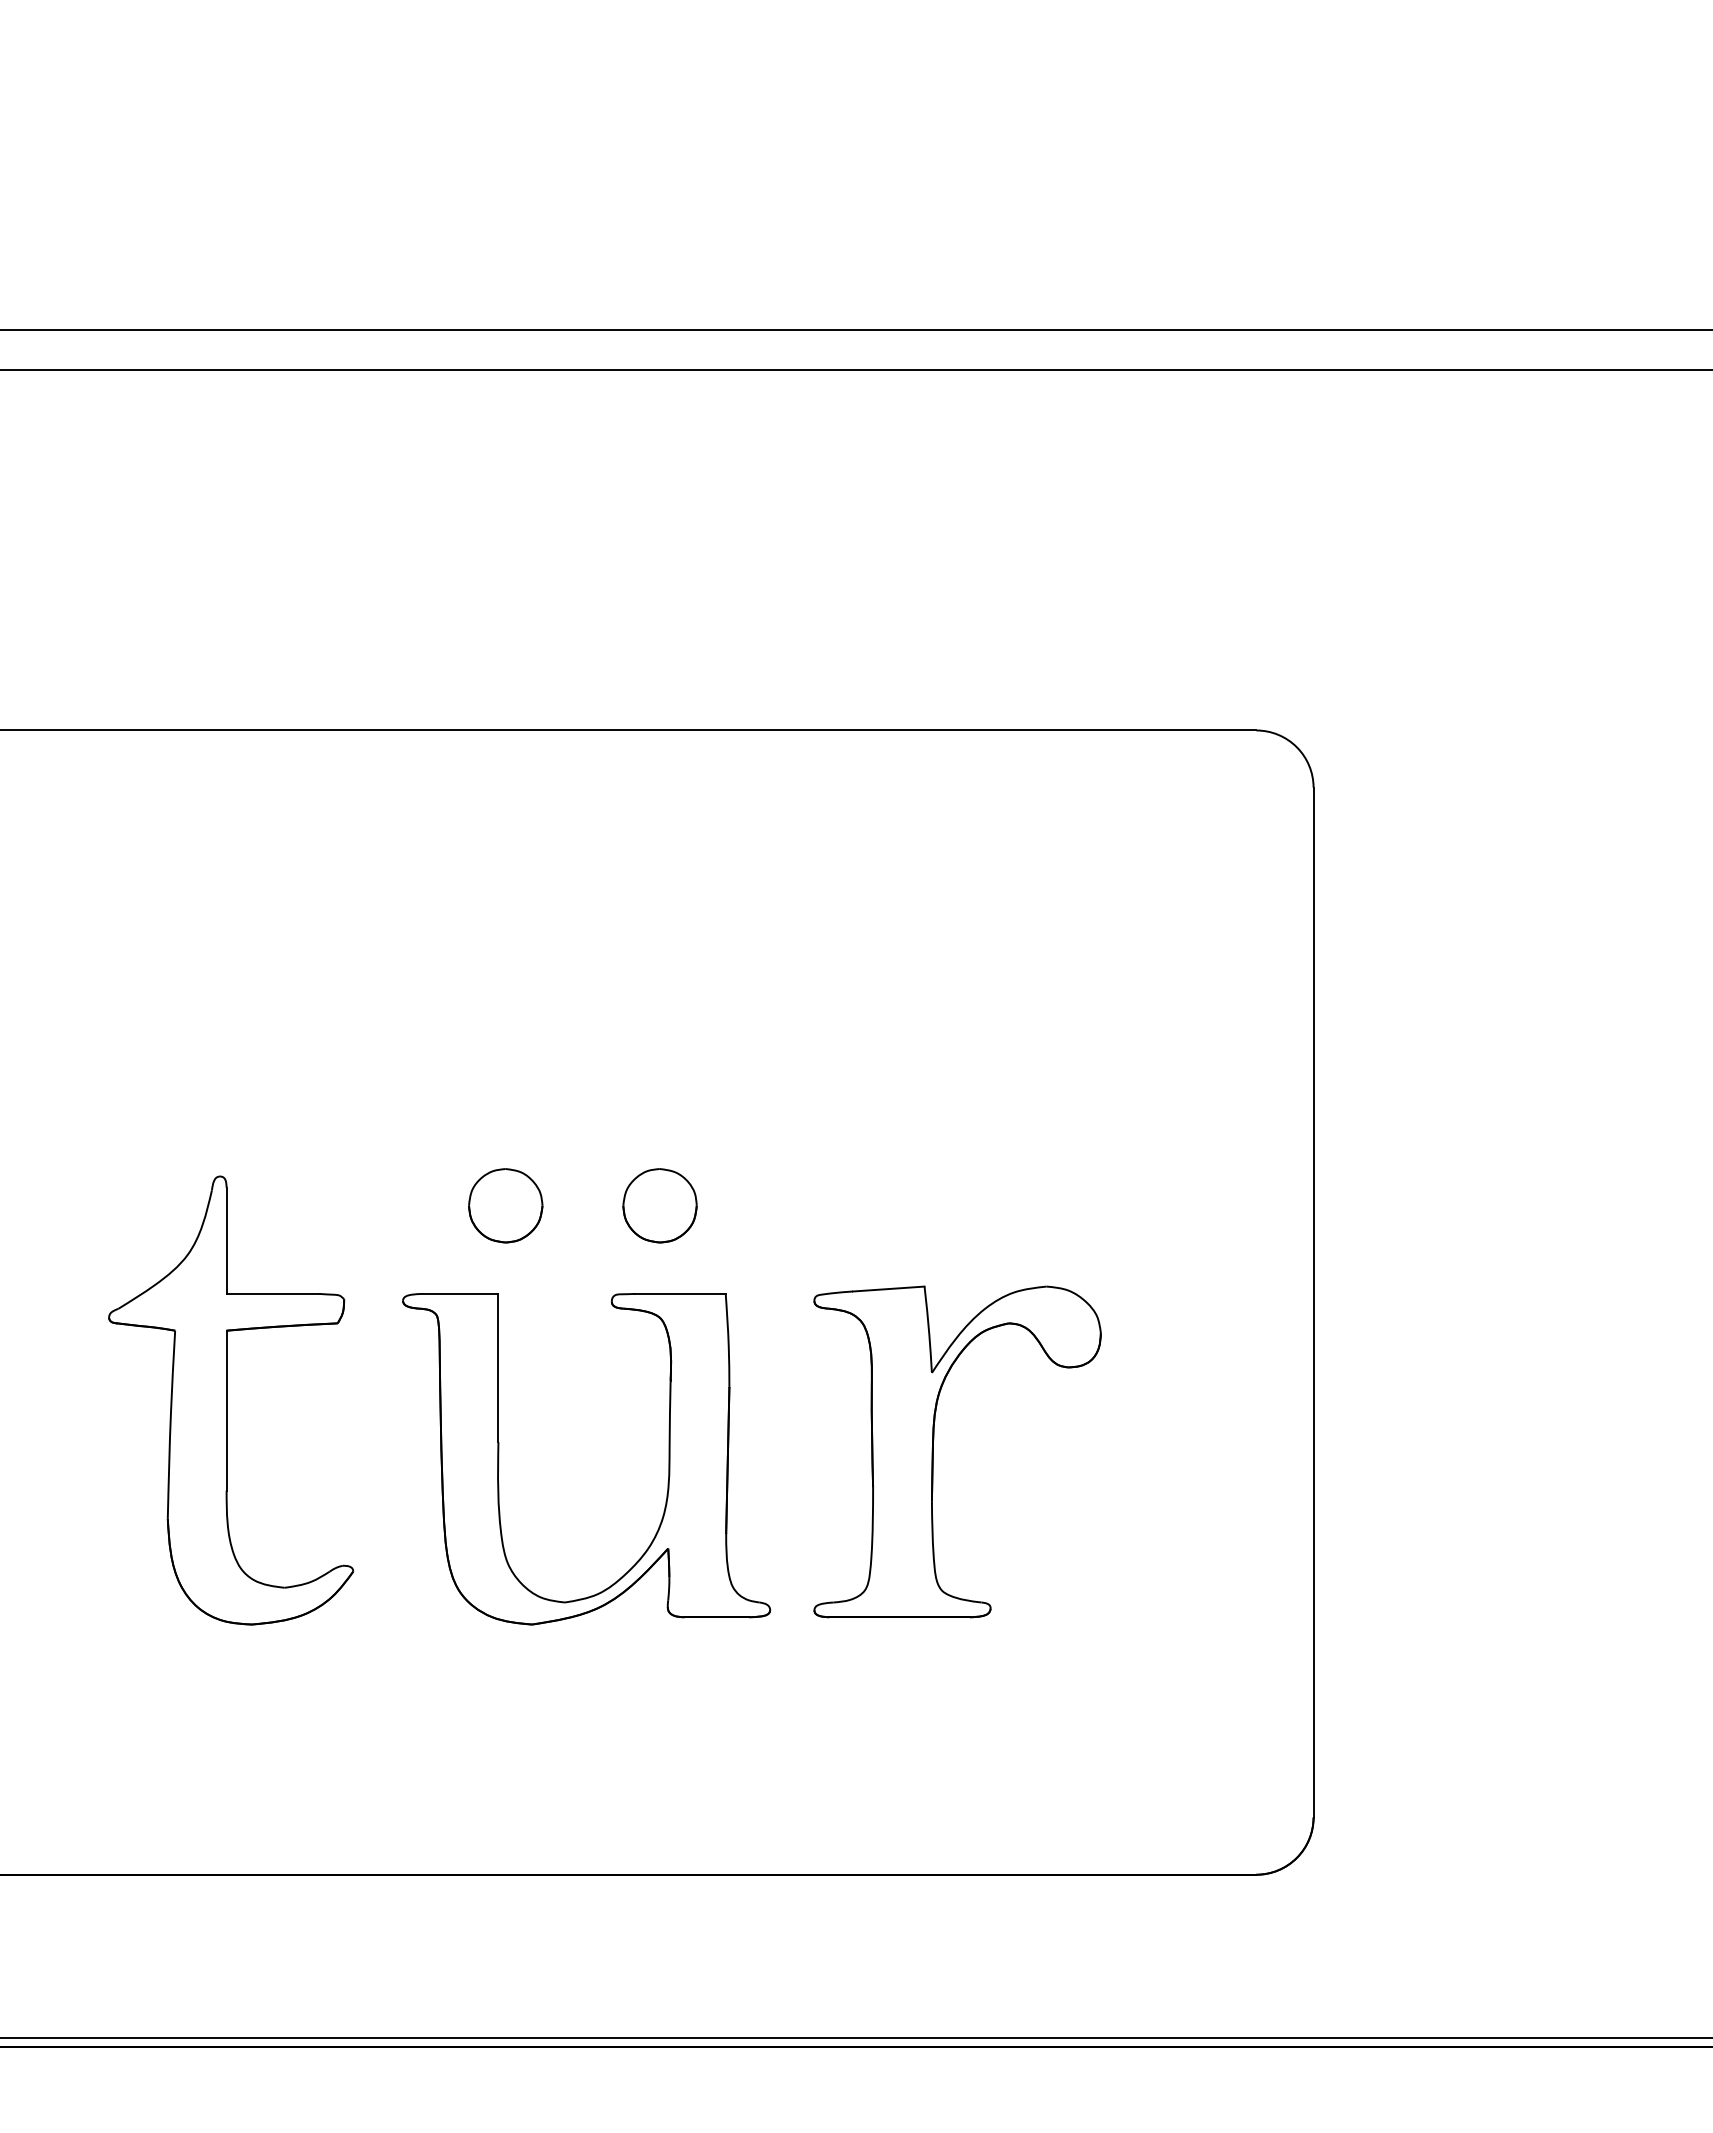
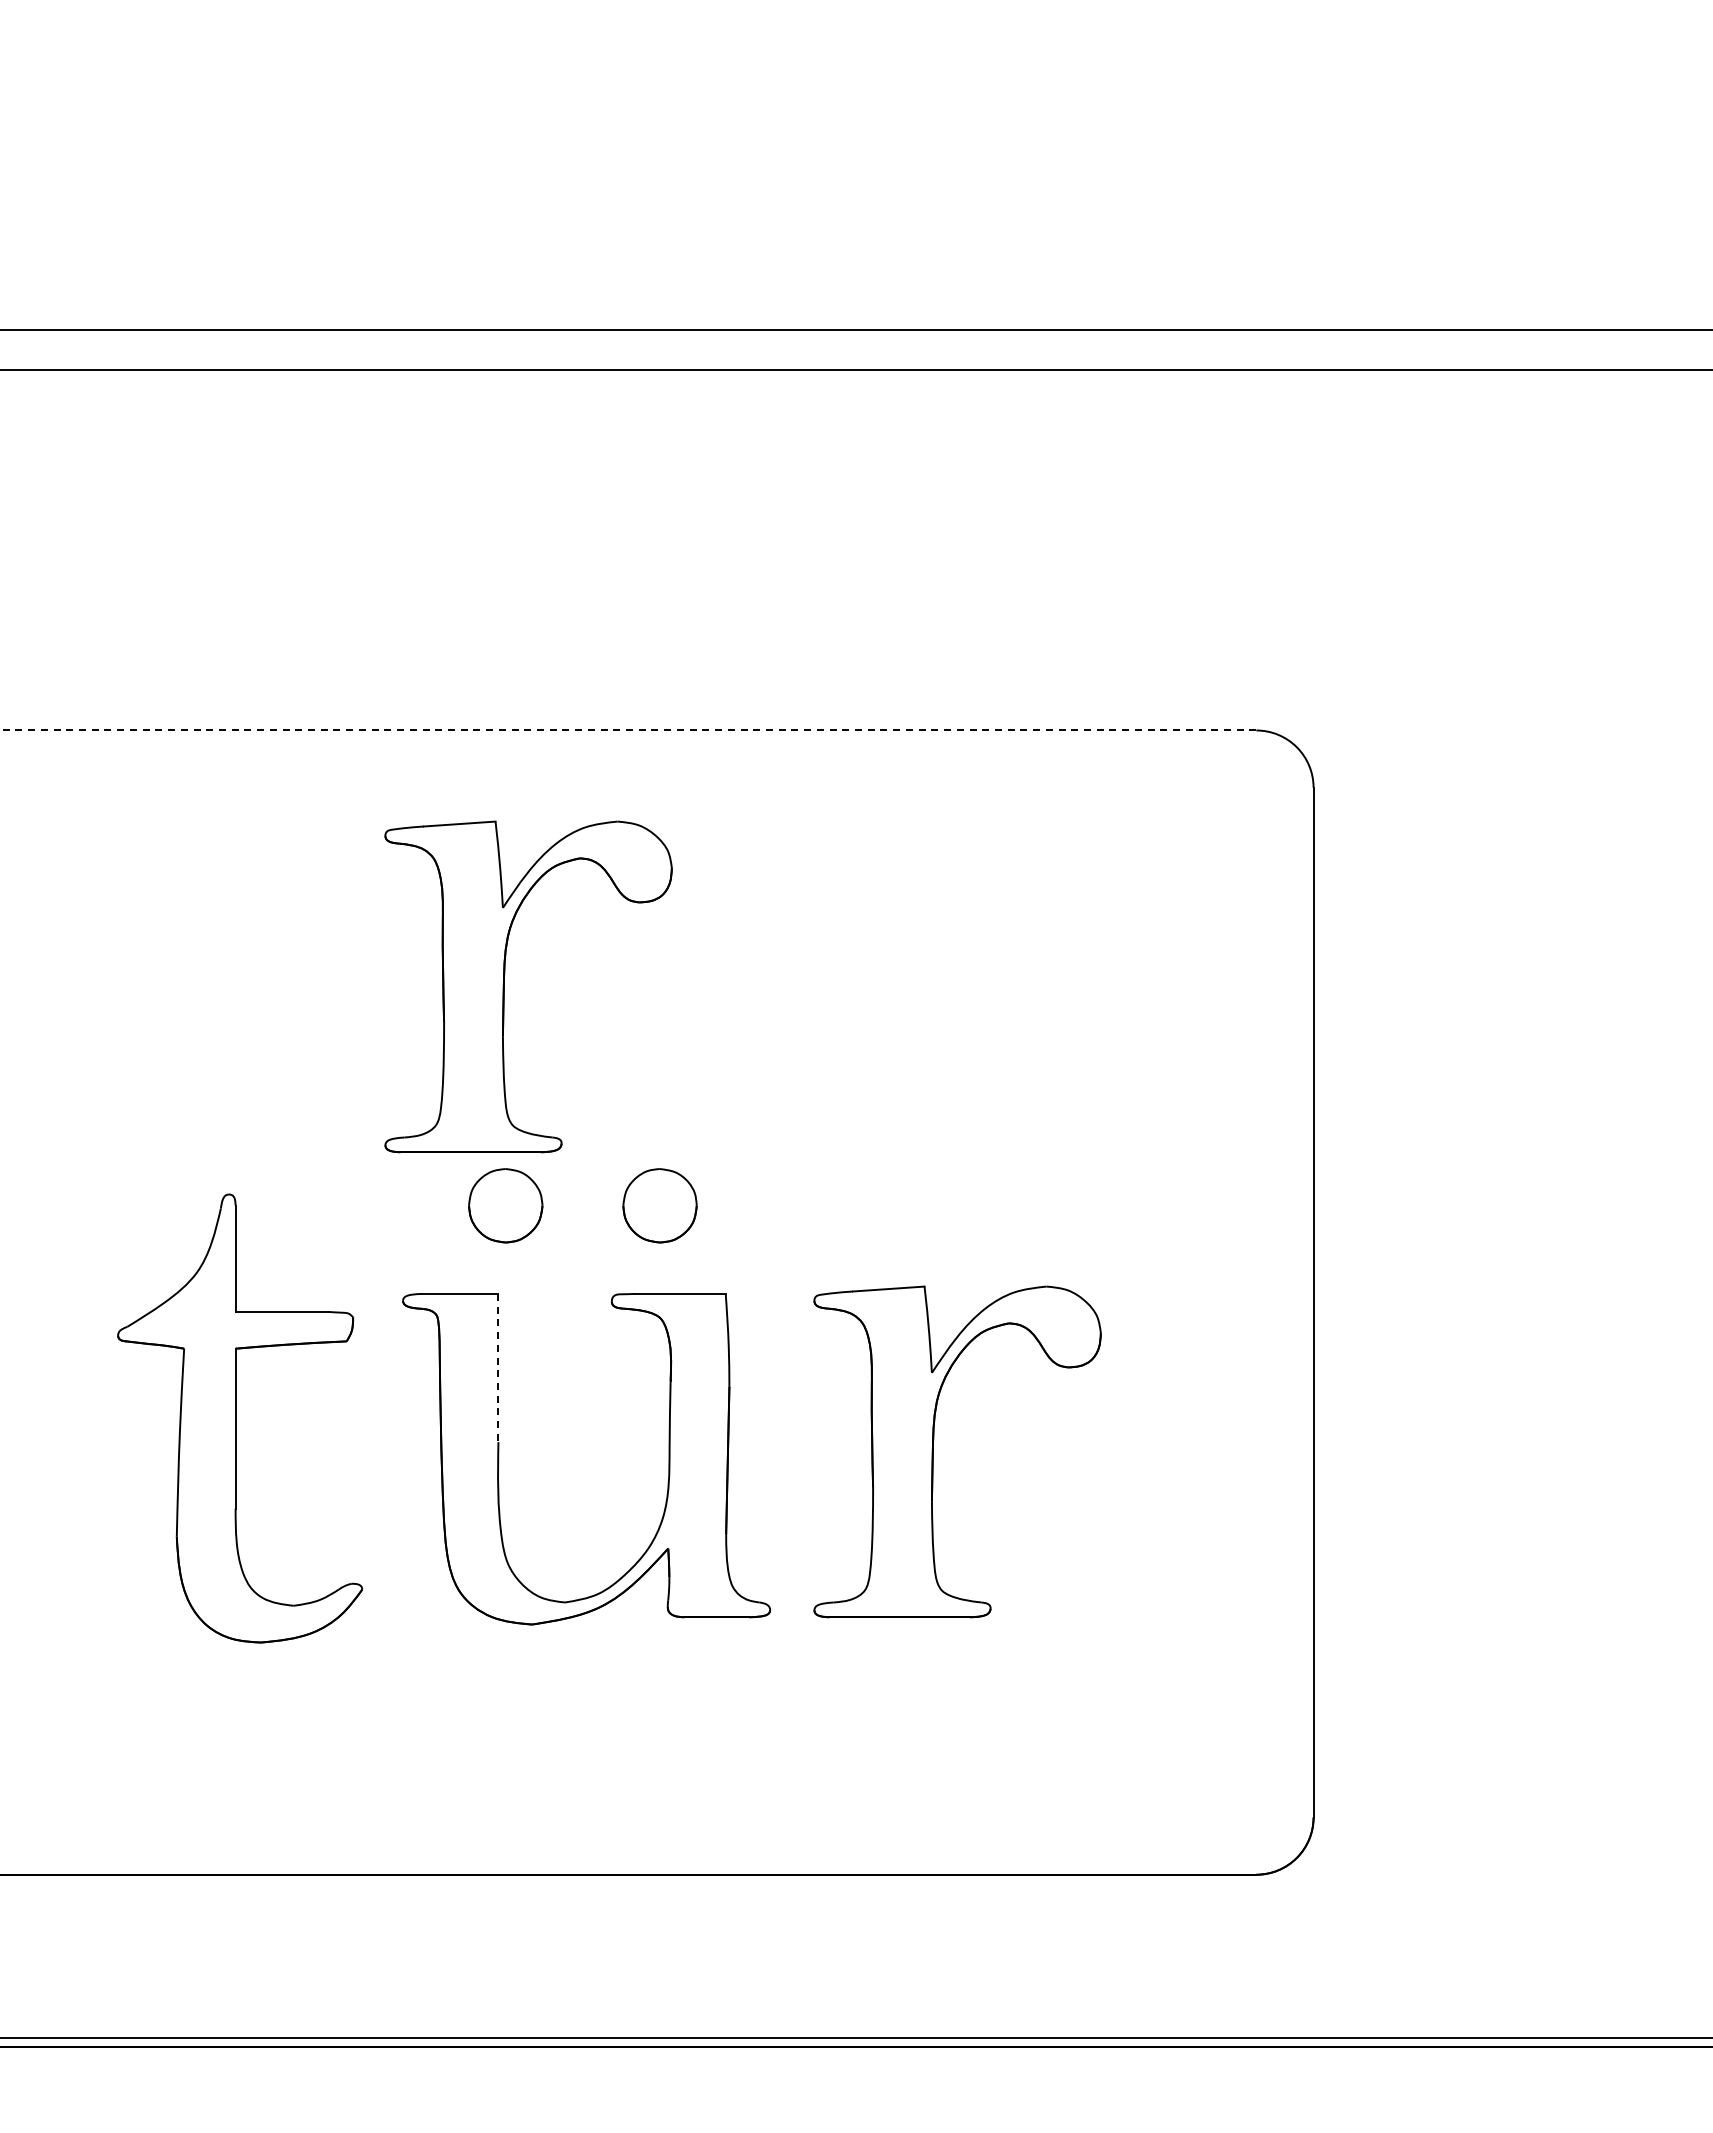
line: solid -> dashed (628, 730)
part: none -> present (504, 986)
line: solid -> dashed (498, 1368)
part position: (231, 1400) -> (240, 1418) (240, 1418)
